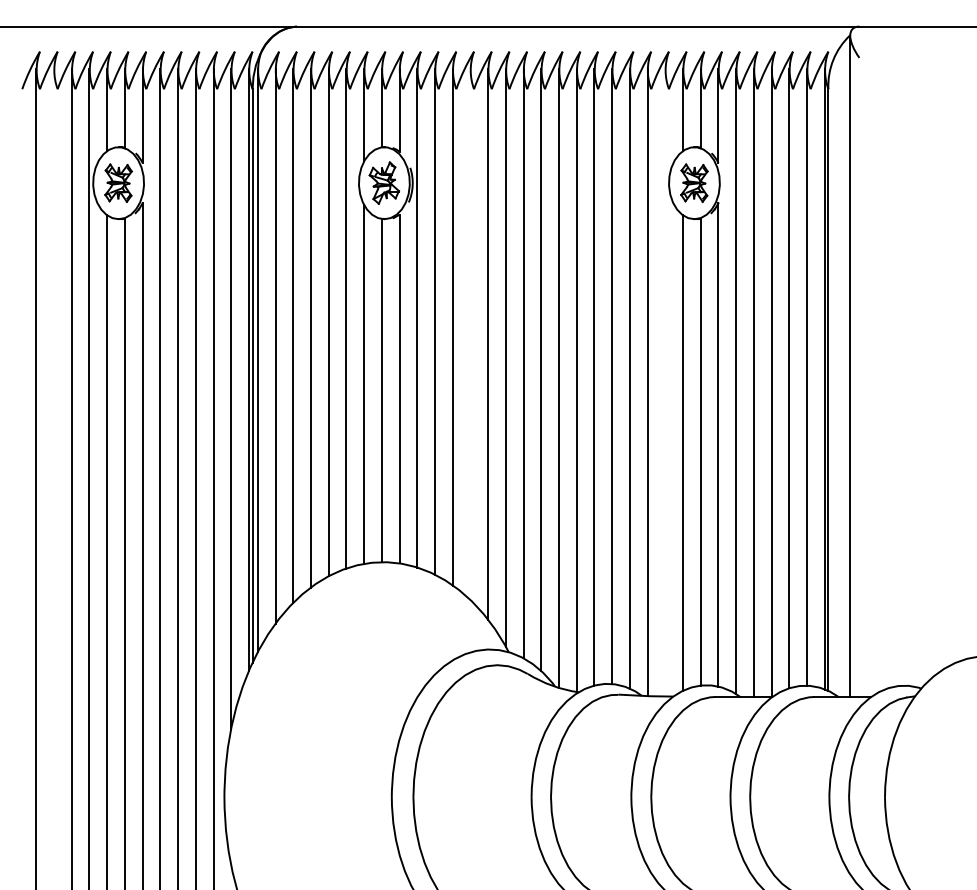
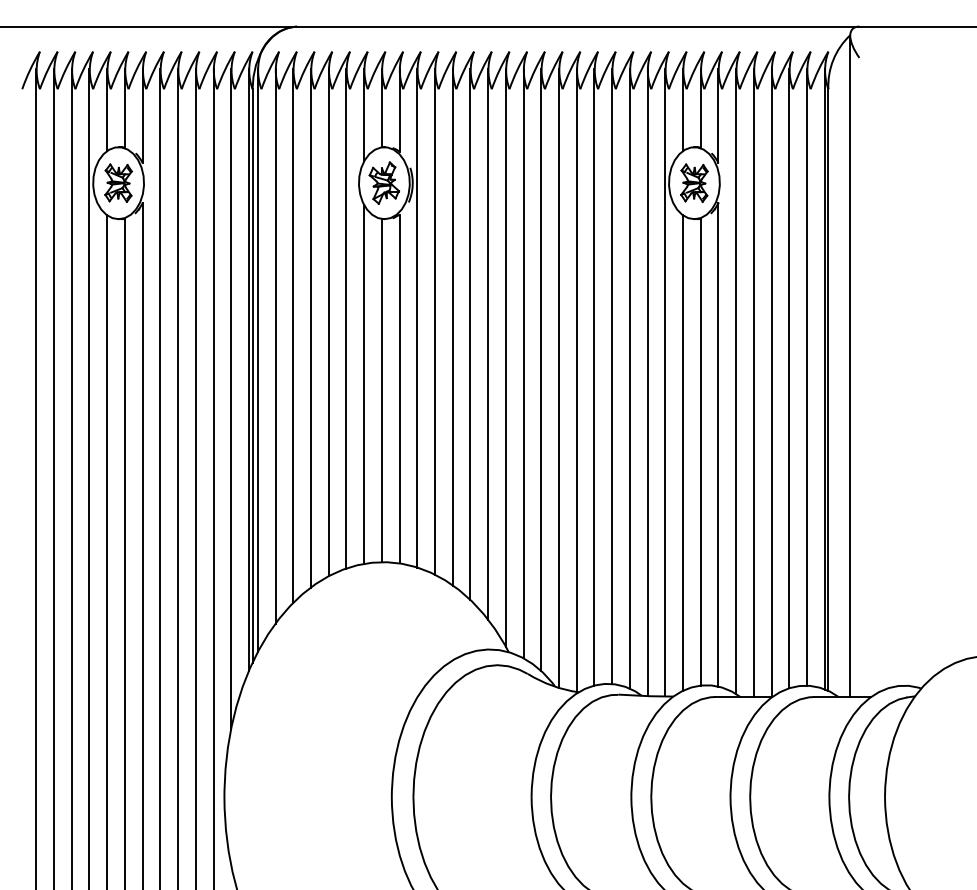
line: none -> present (470, 334)
line: none -> present (665, 382)
line: none -> present (54, 477)
